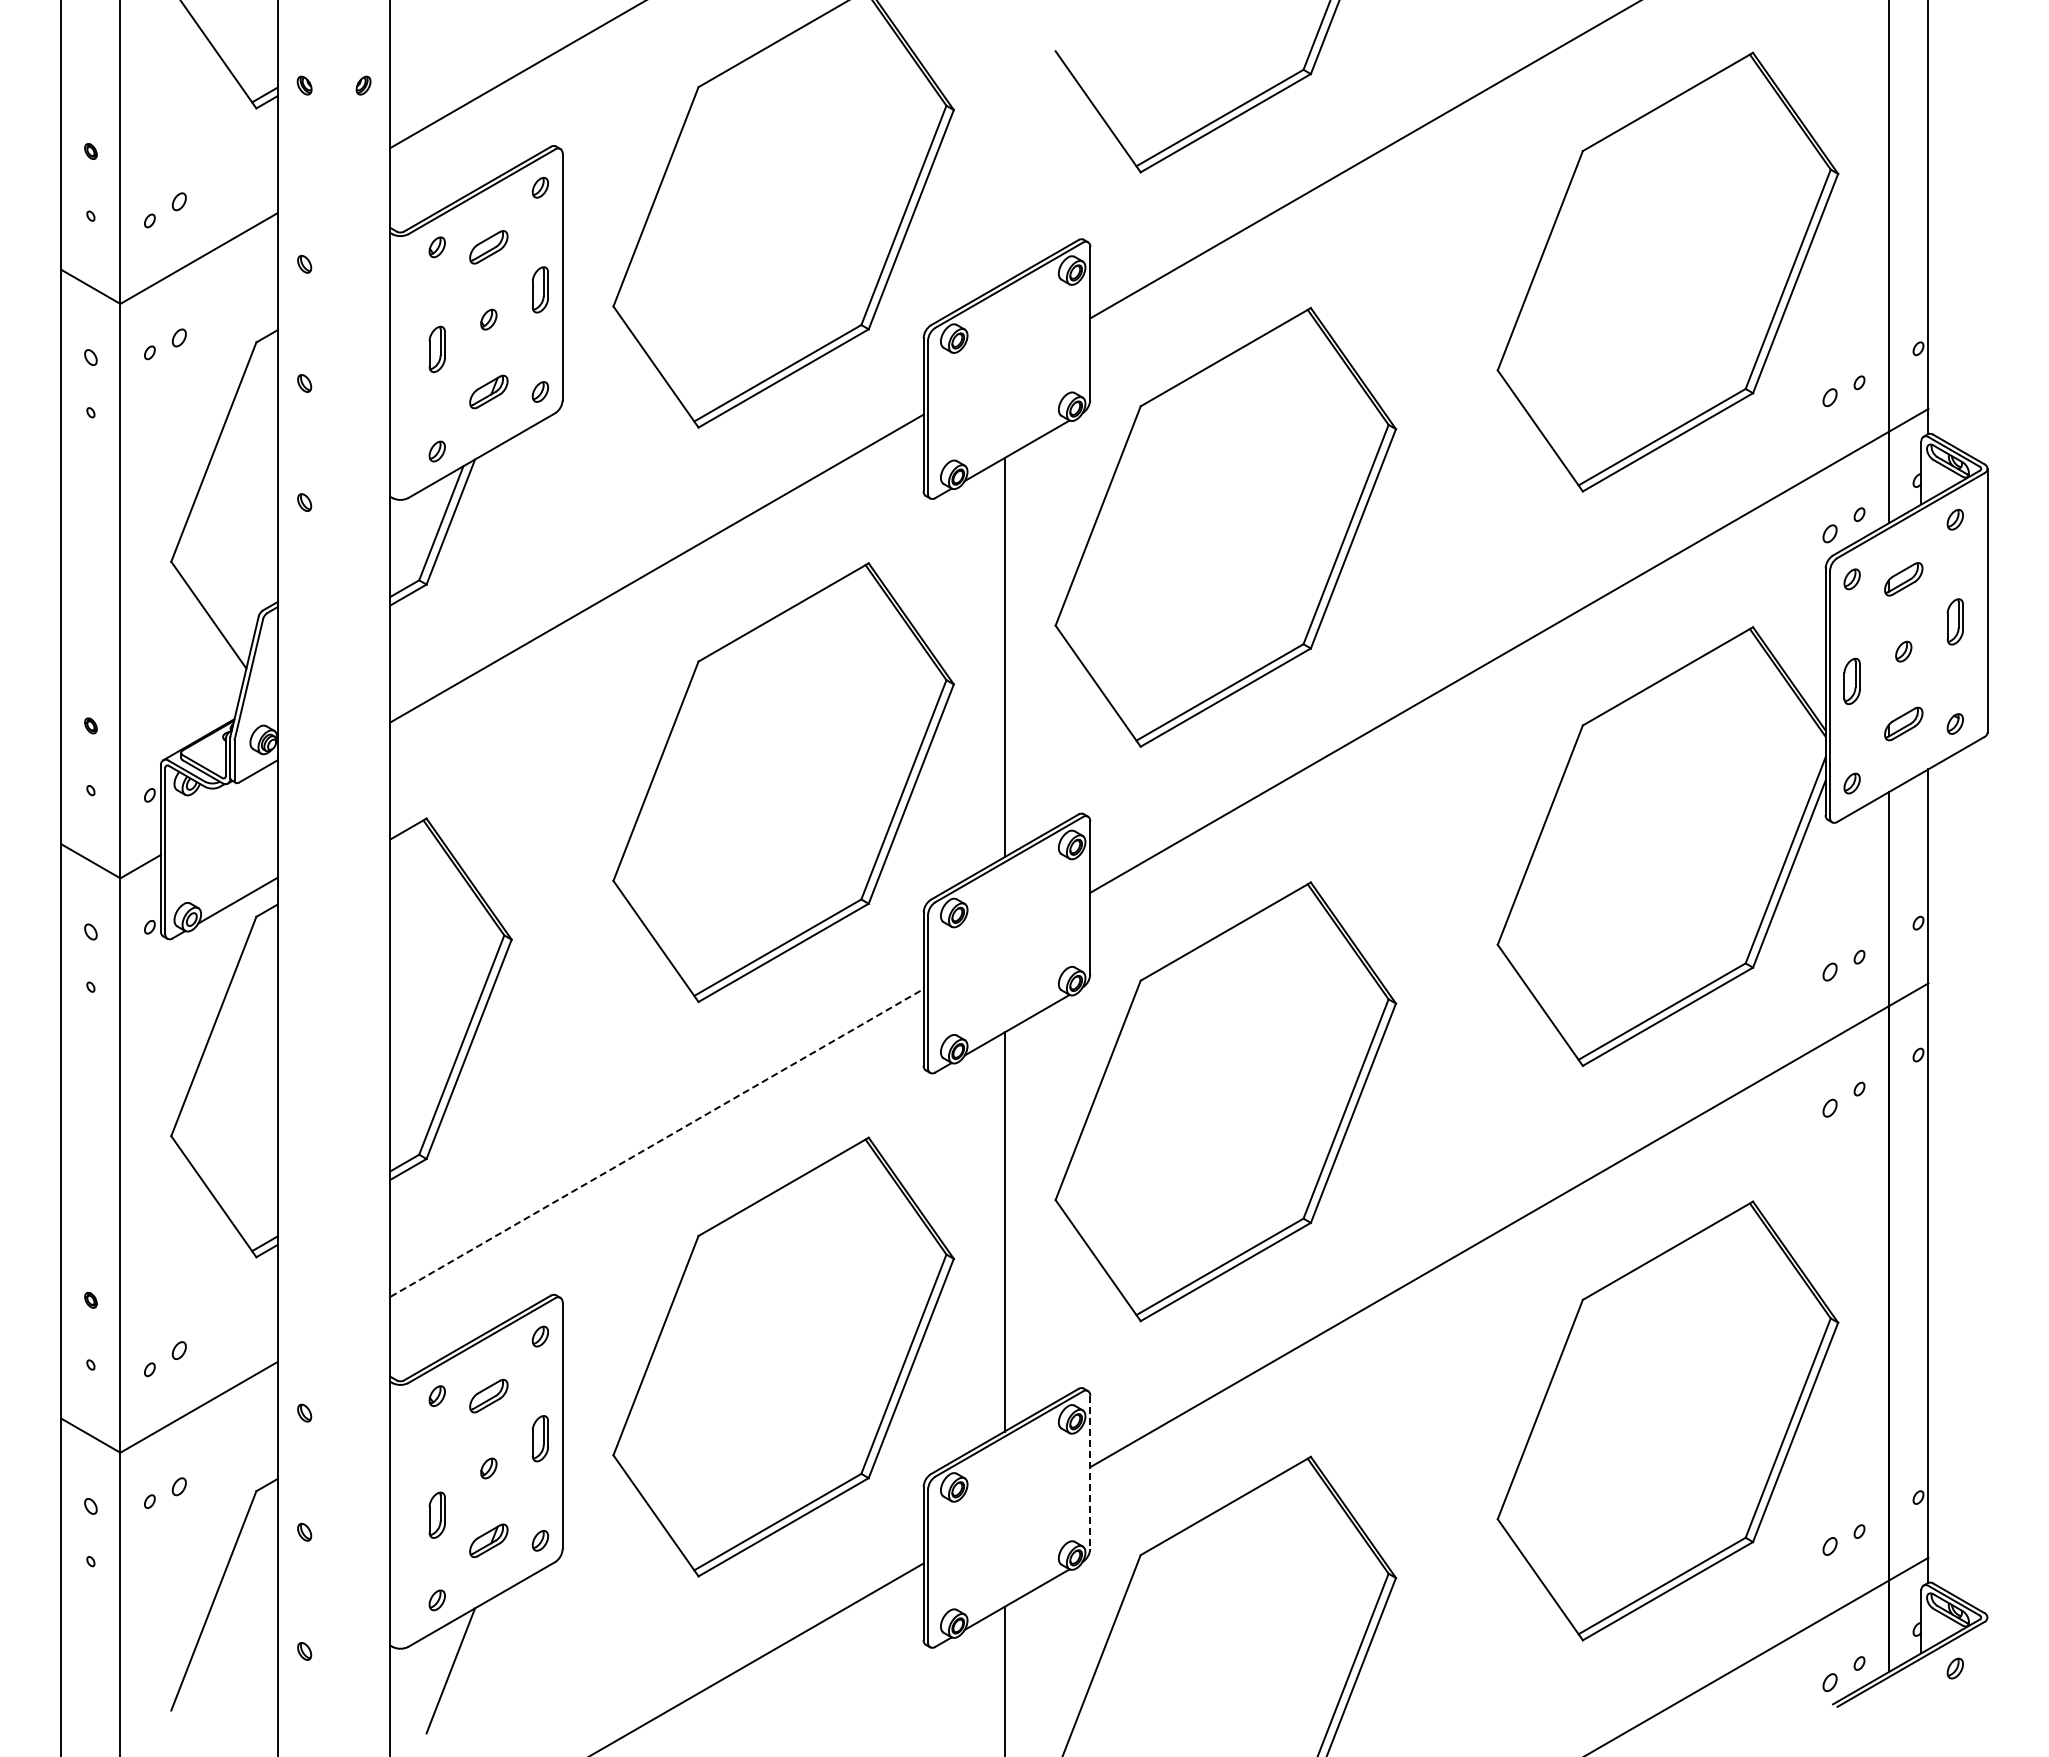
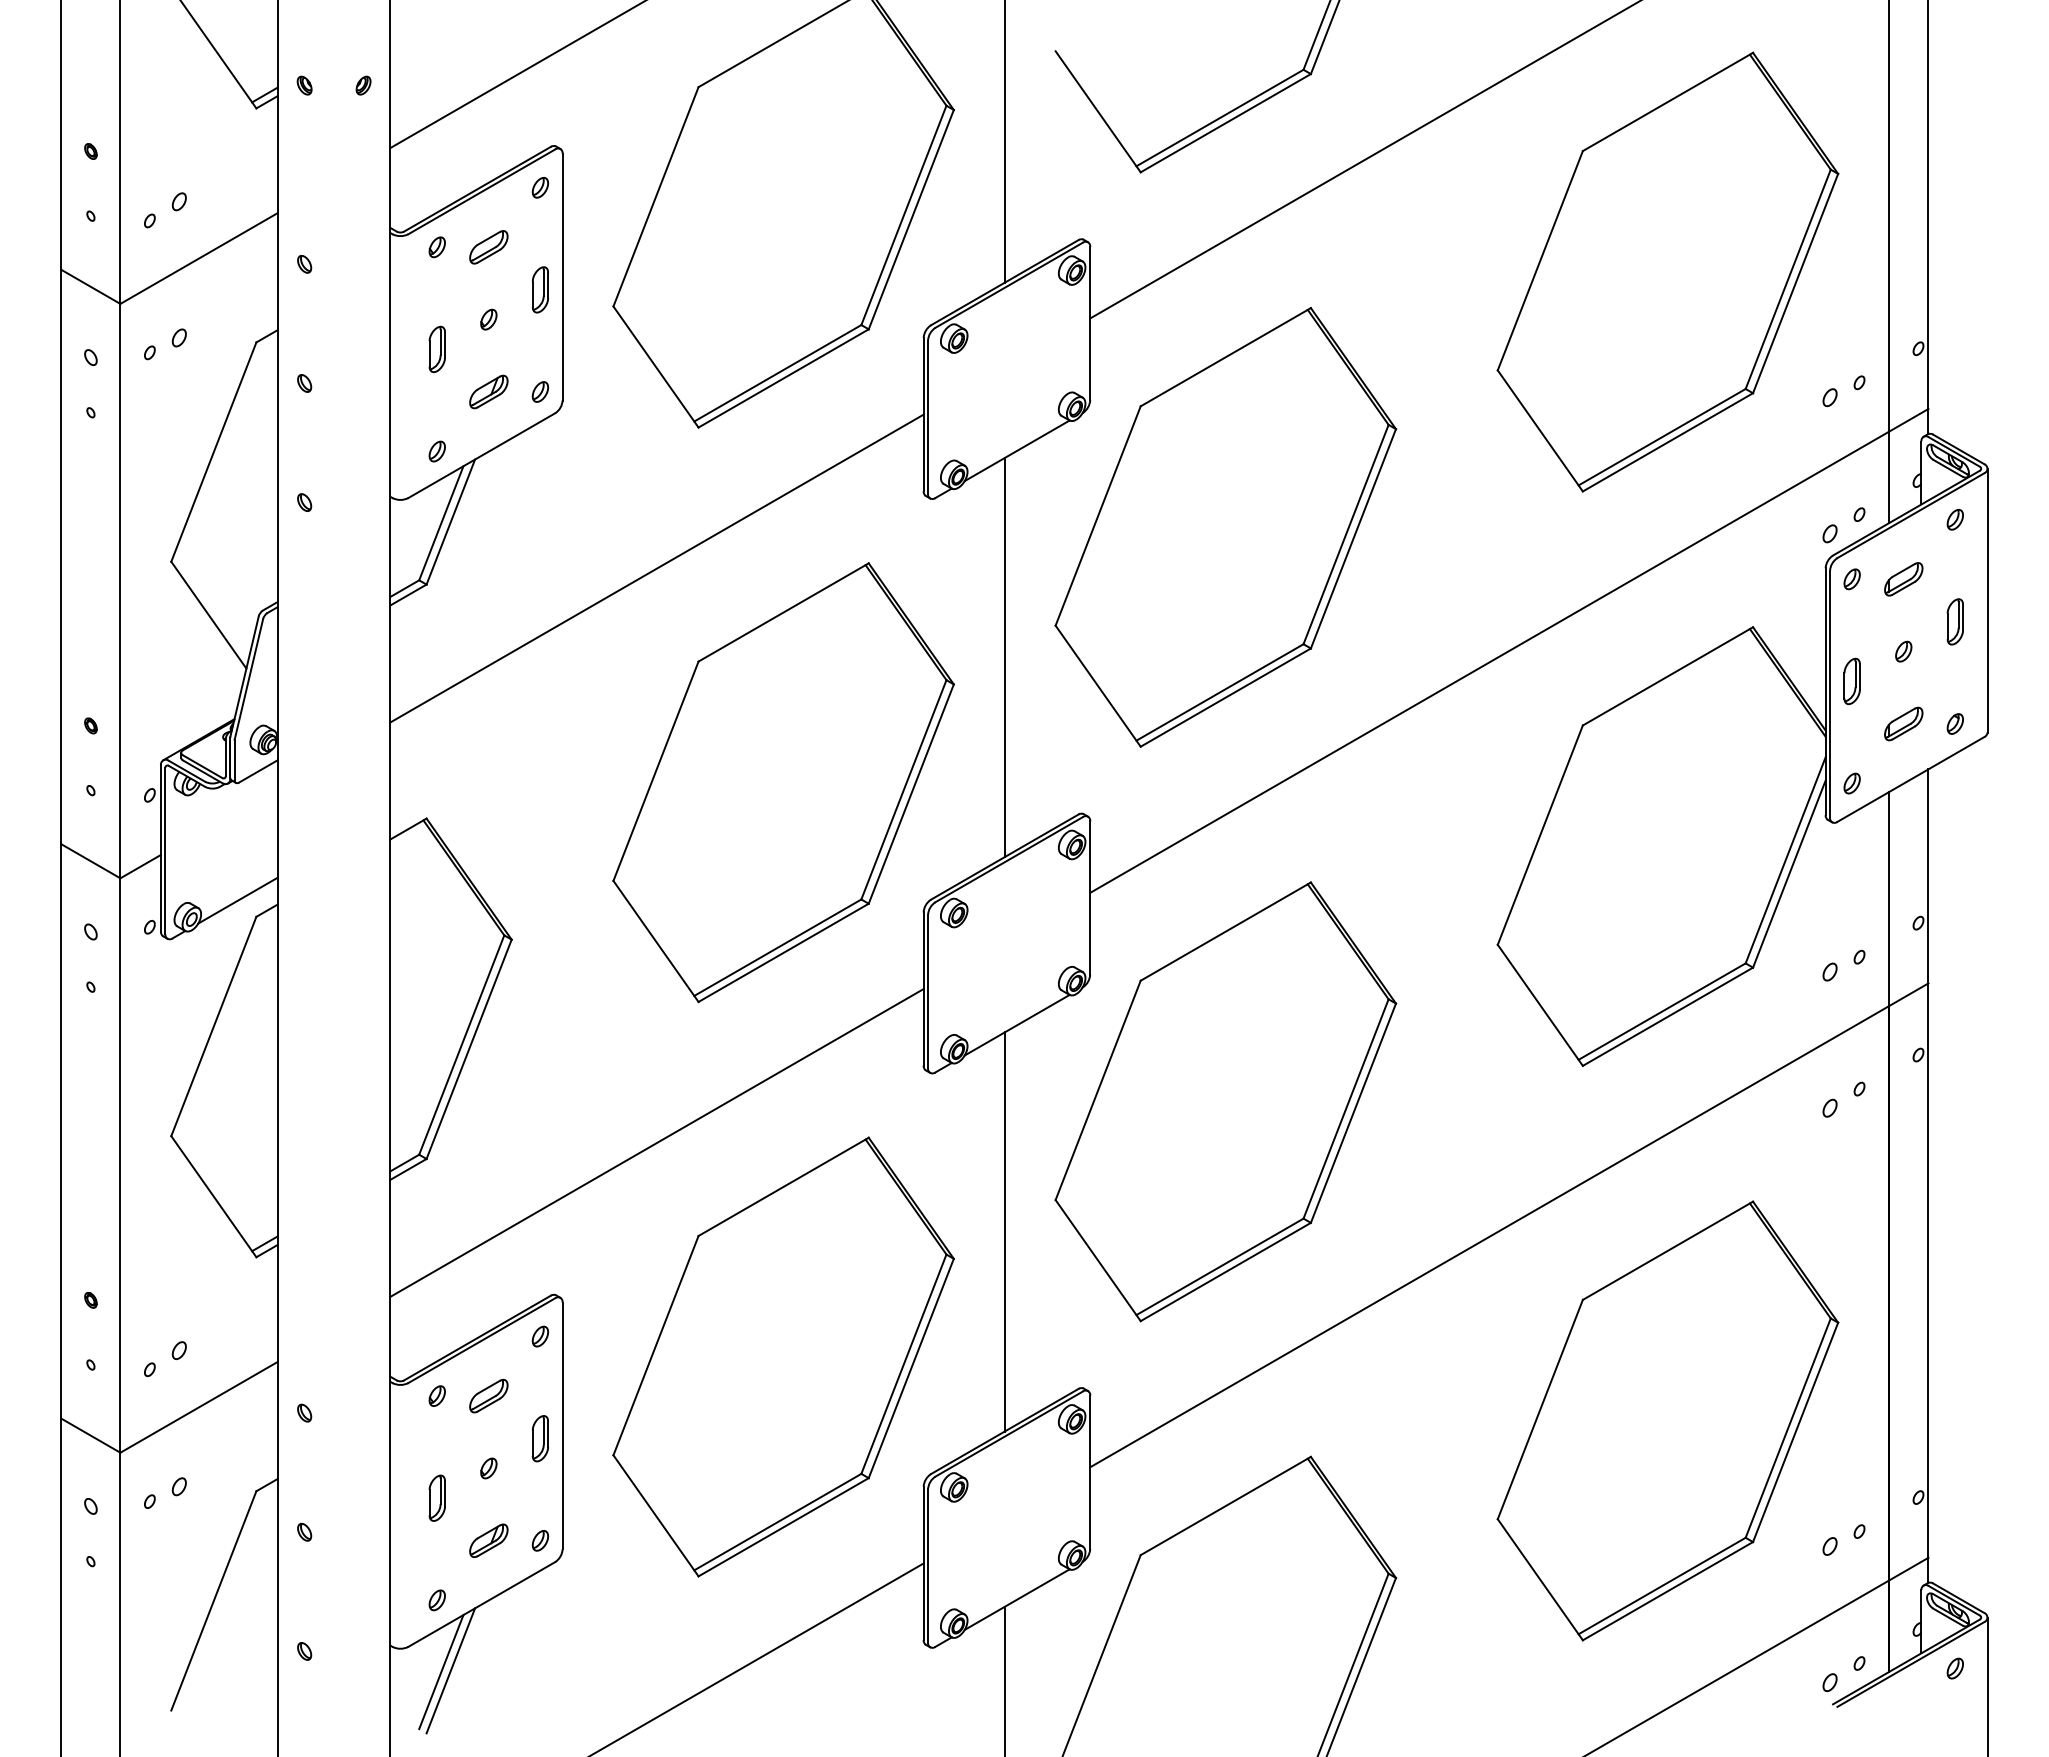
line: none -> present (1004, 142)
line: dashed -> solid (657, 1142)
line: dashed -> solid (1090, 1472)
part position: (436, 1514) -> (436, 1497) (436, 1497)
line: none -> present (441, 1672)
line: none -> present (1987, 1685)
